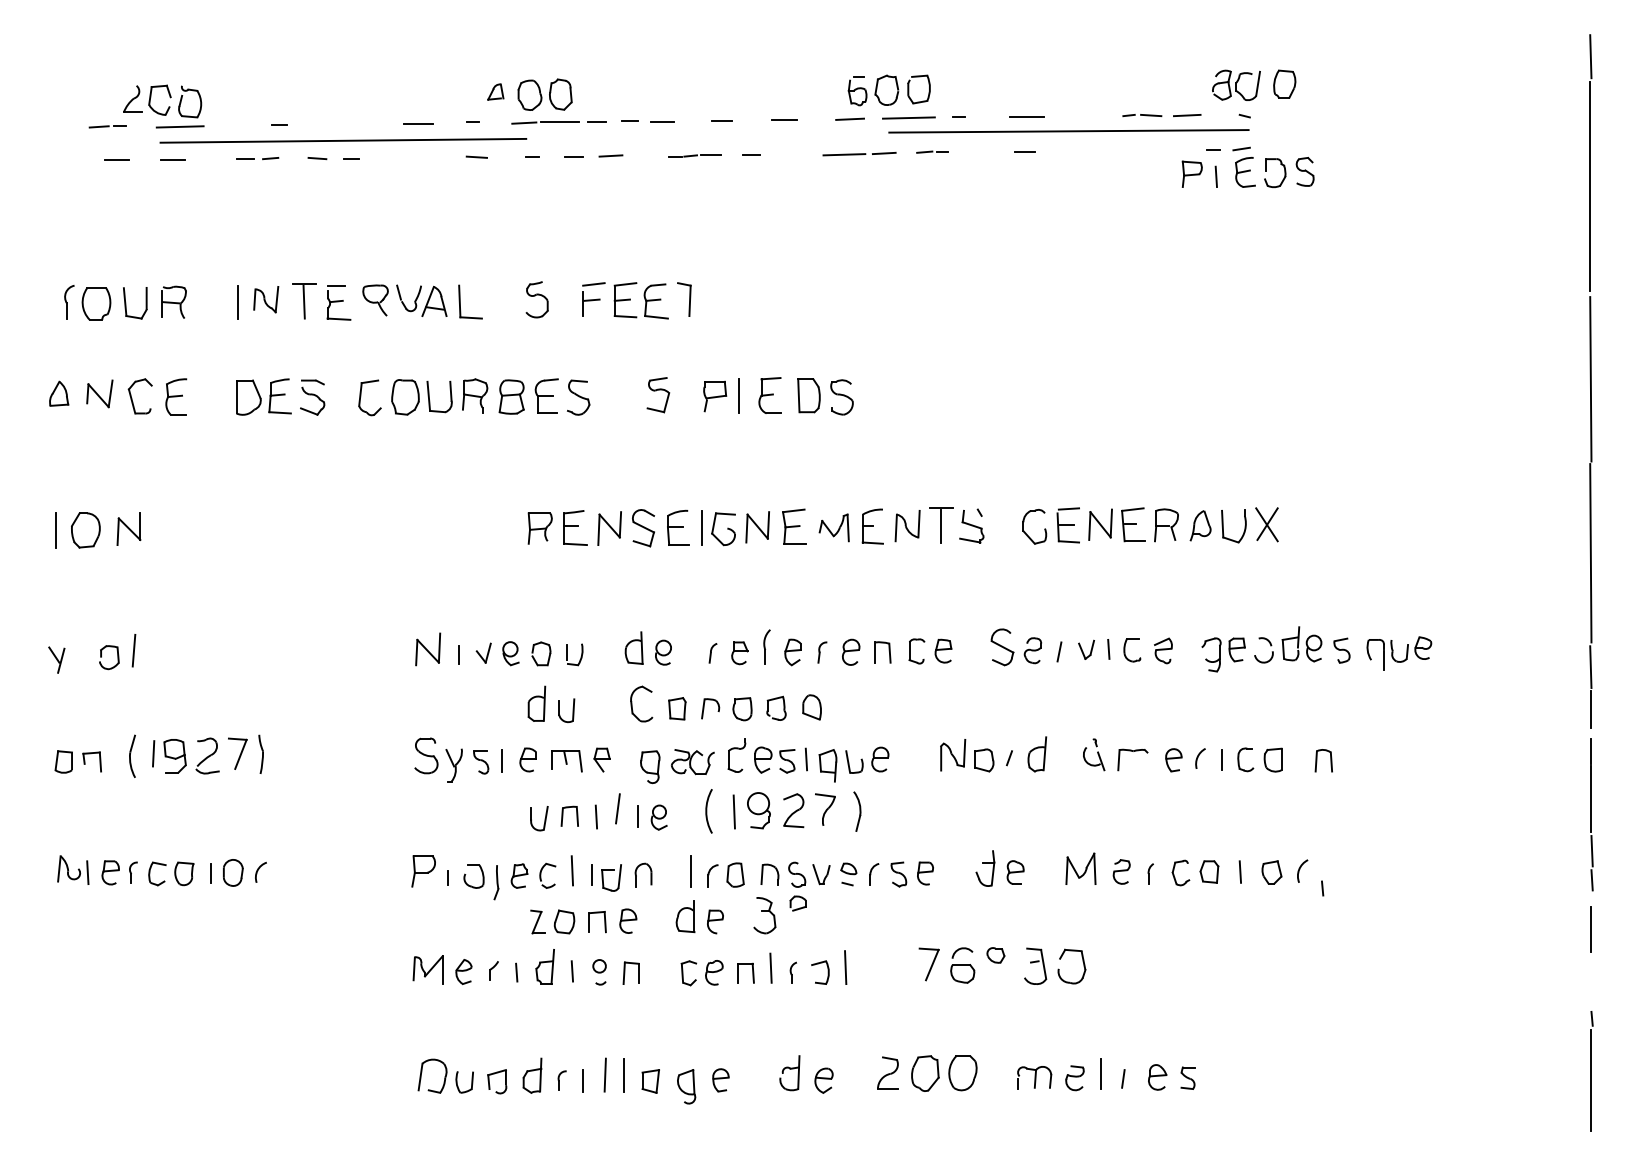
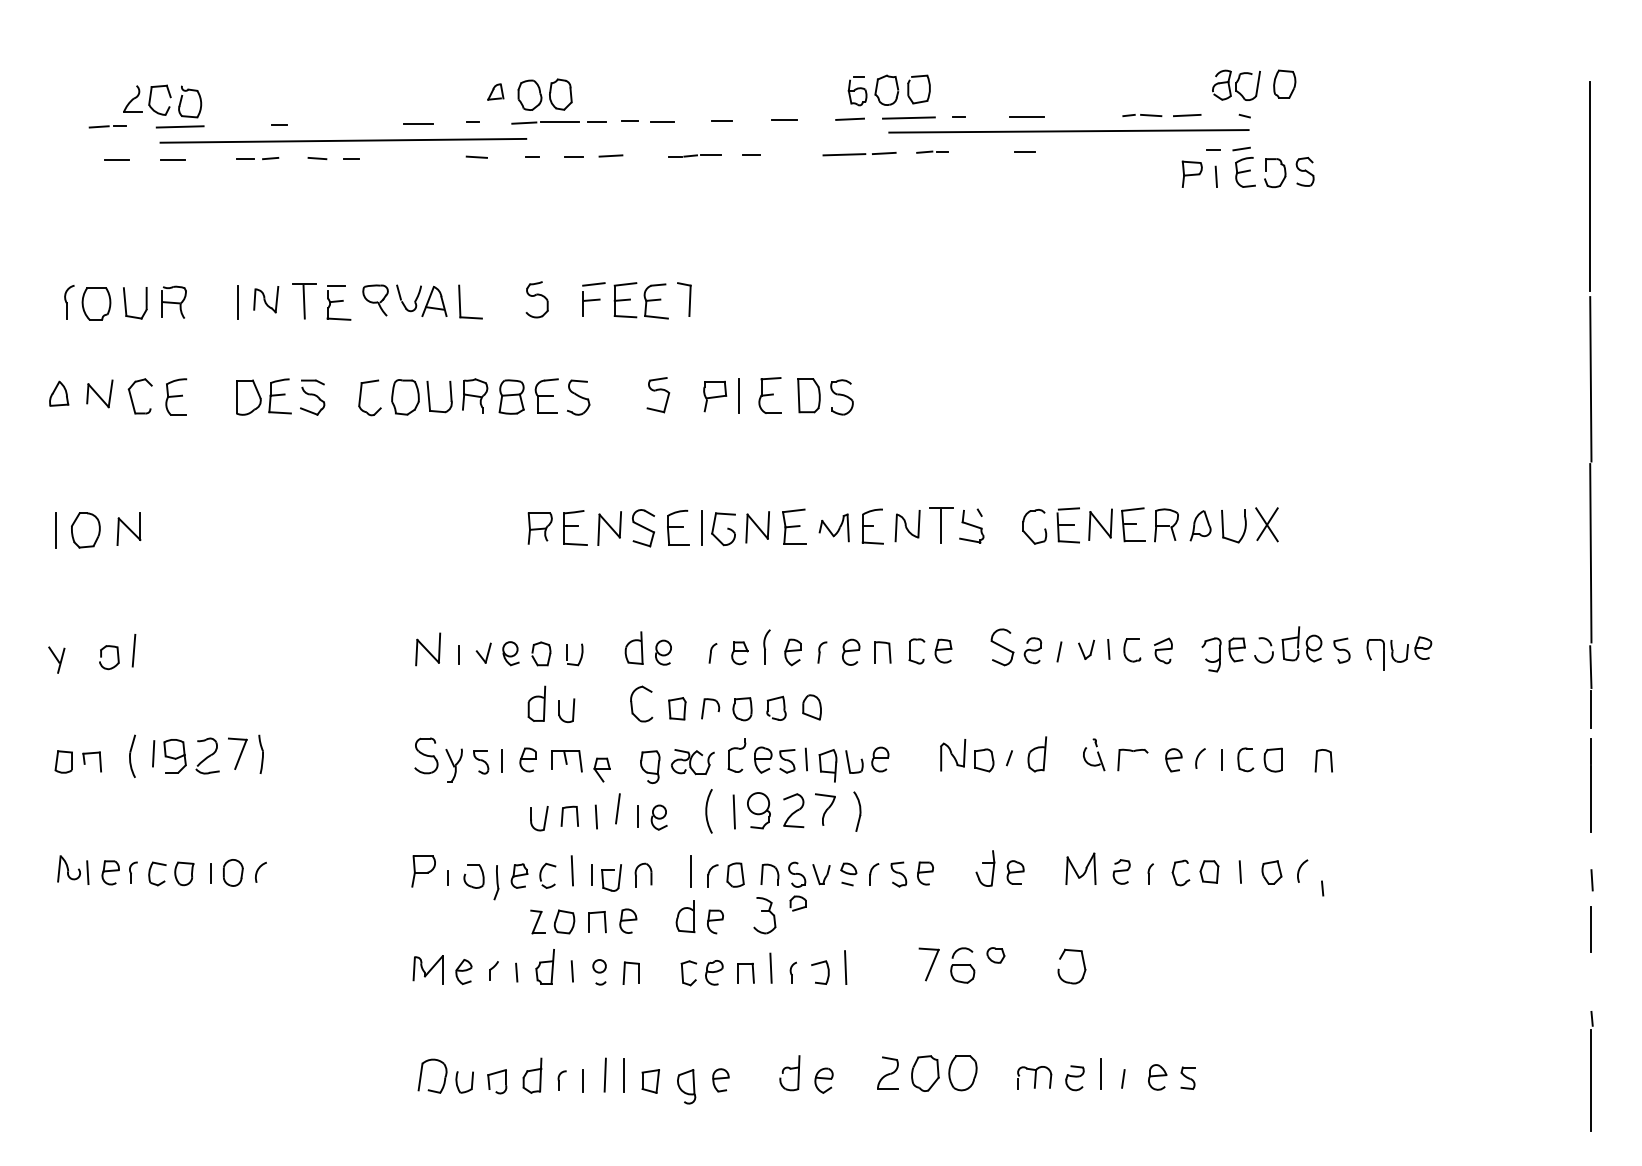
line: present -> none (1590, 56)
part position: (601, 759) -> (601, 769) (601, 769)
line: present -> none (1591, 851)
part: present -> none (1035, 965)
